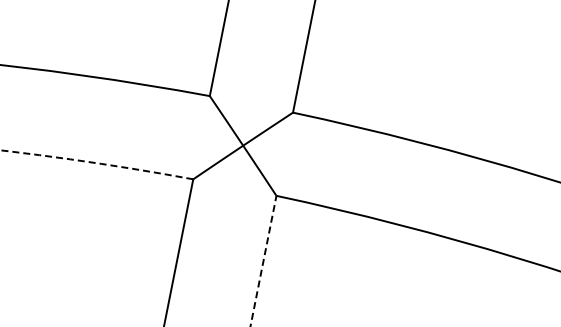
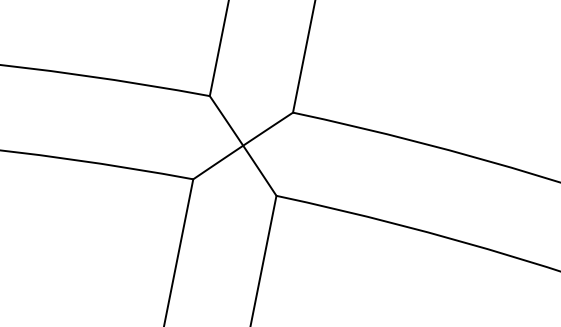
arc: dashed -> solid (96, 163)
line: dashed -> solid (263, 260)
